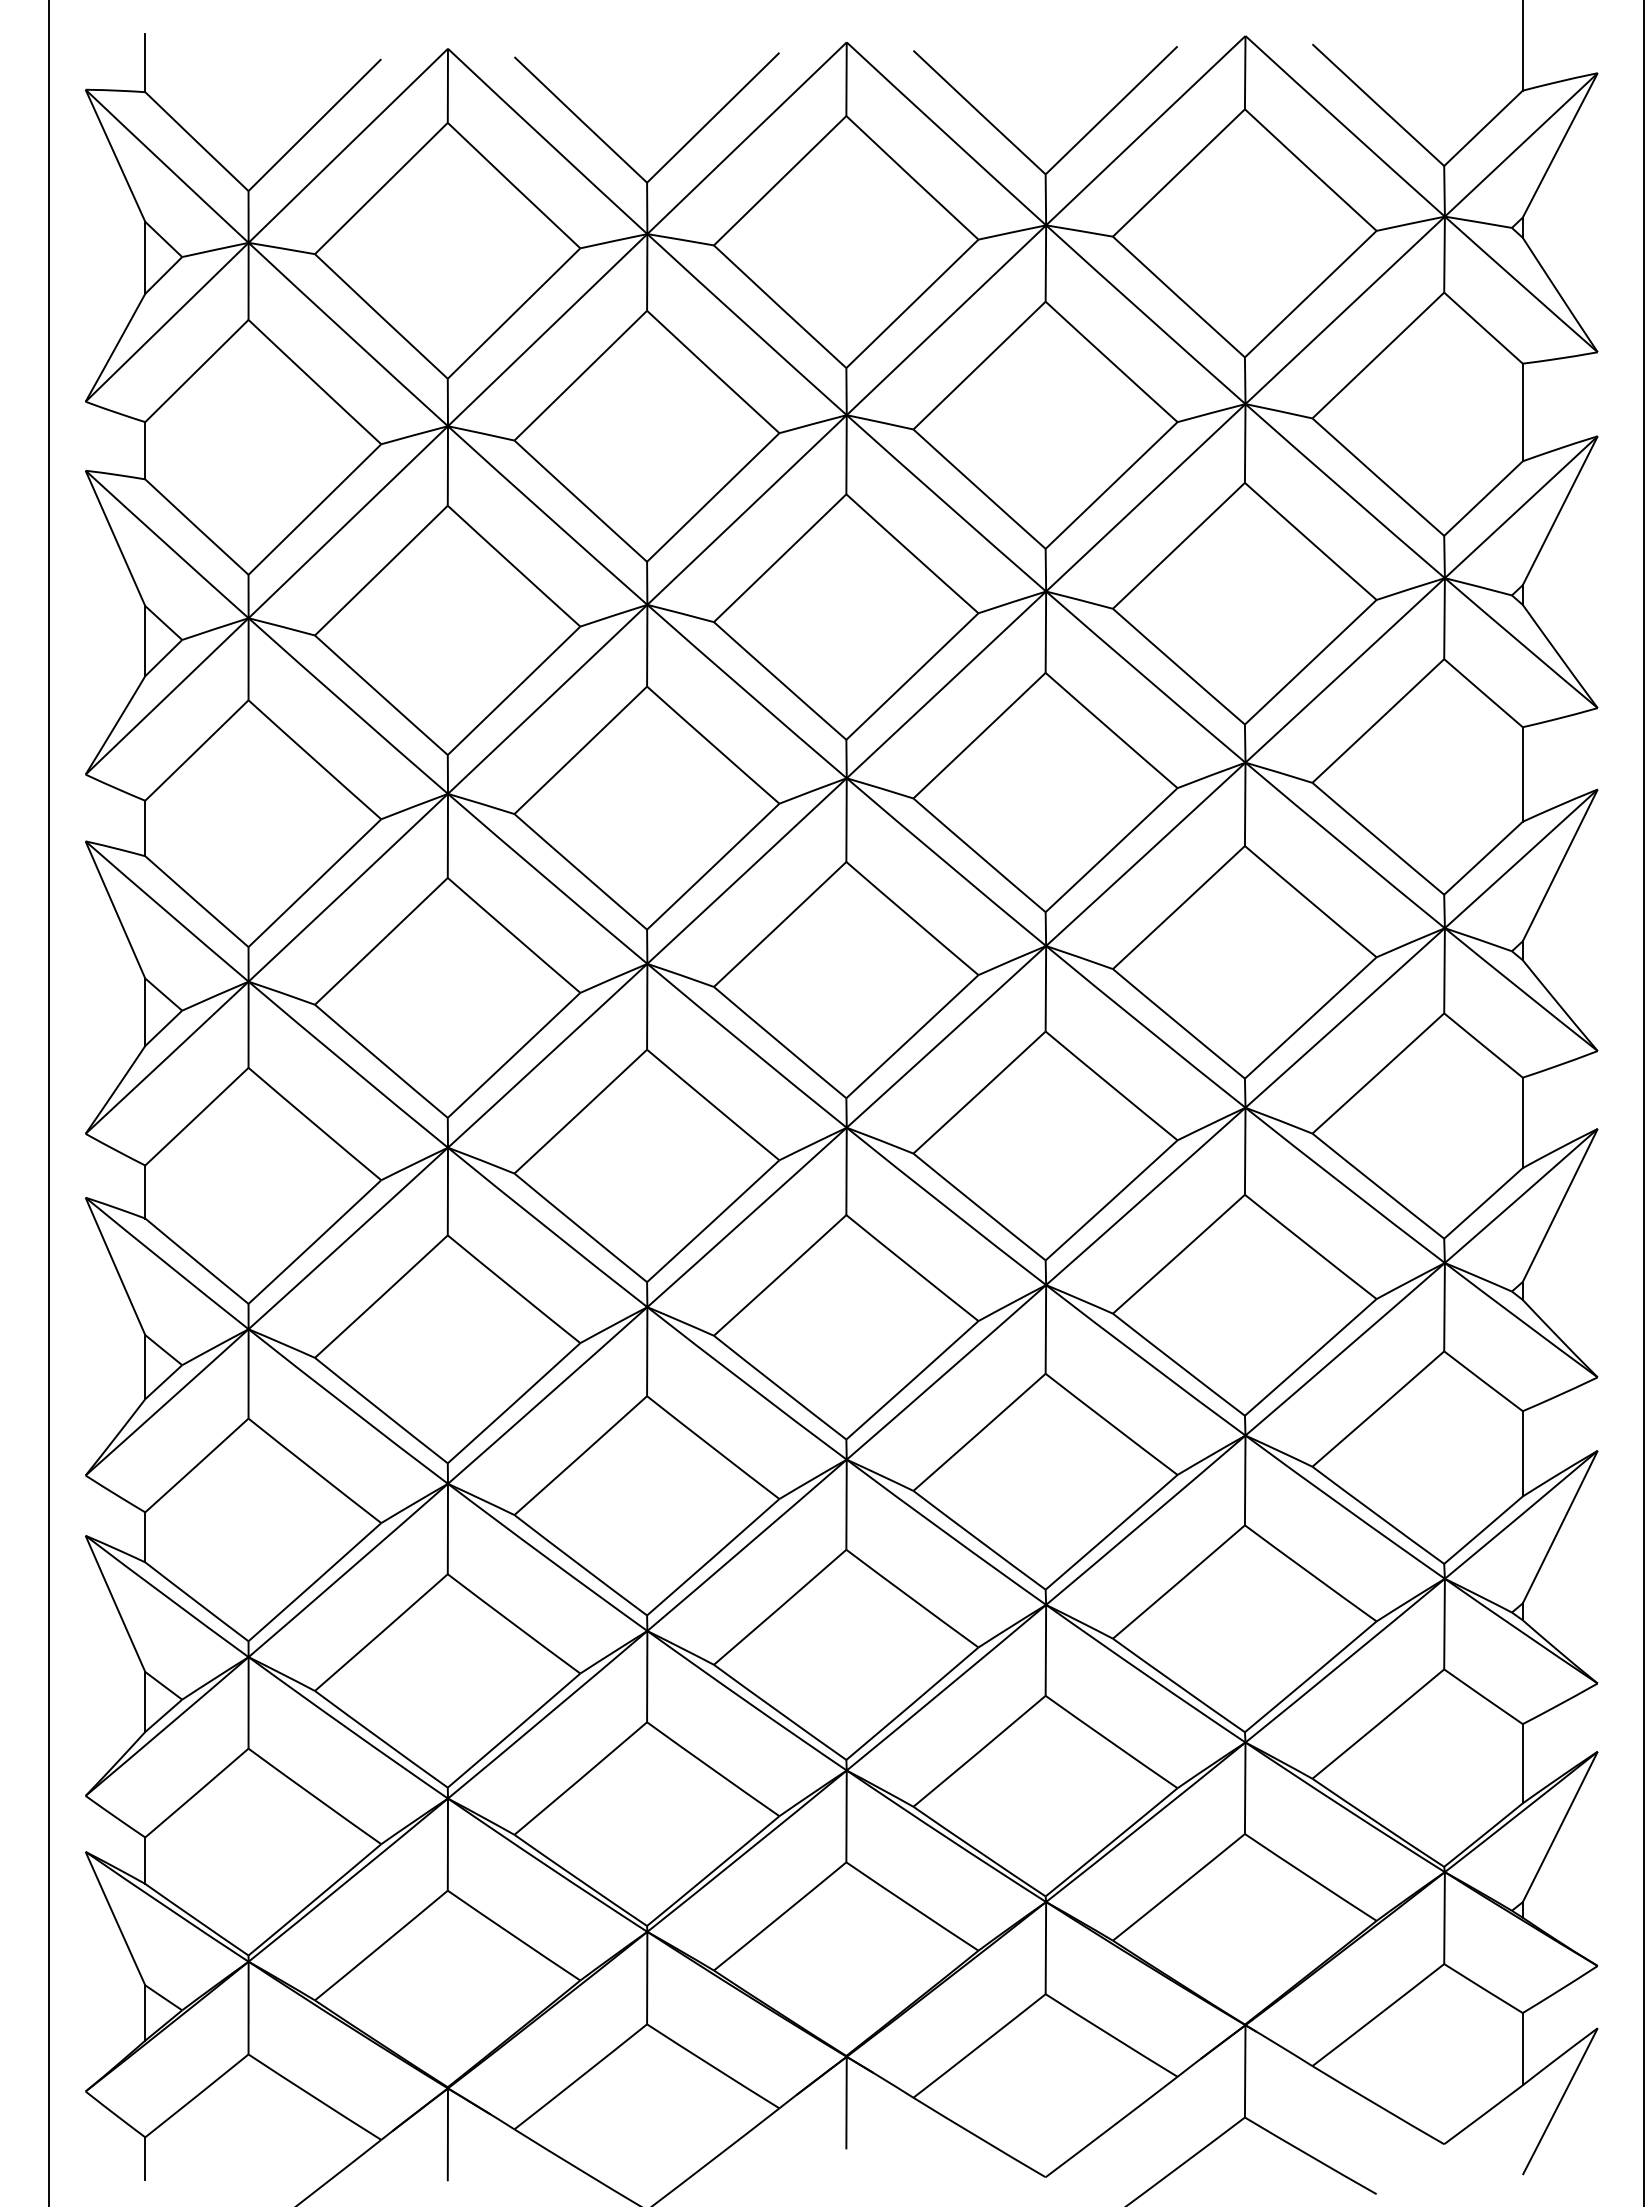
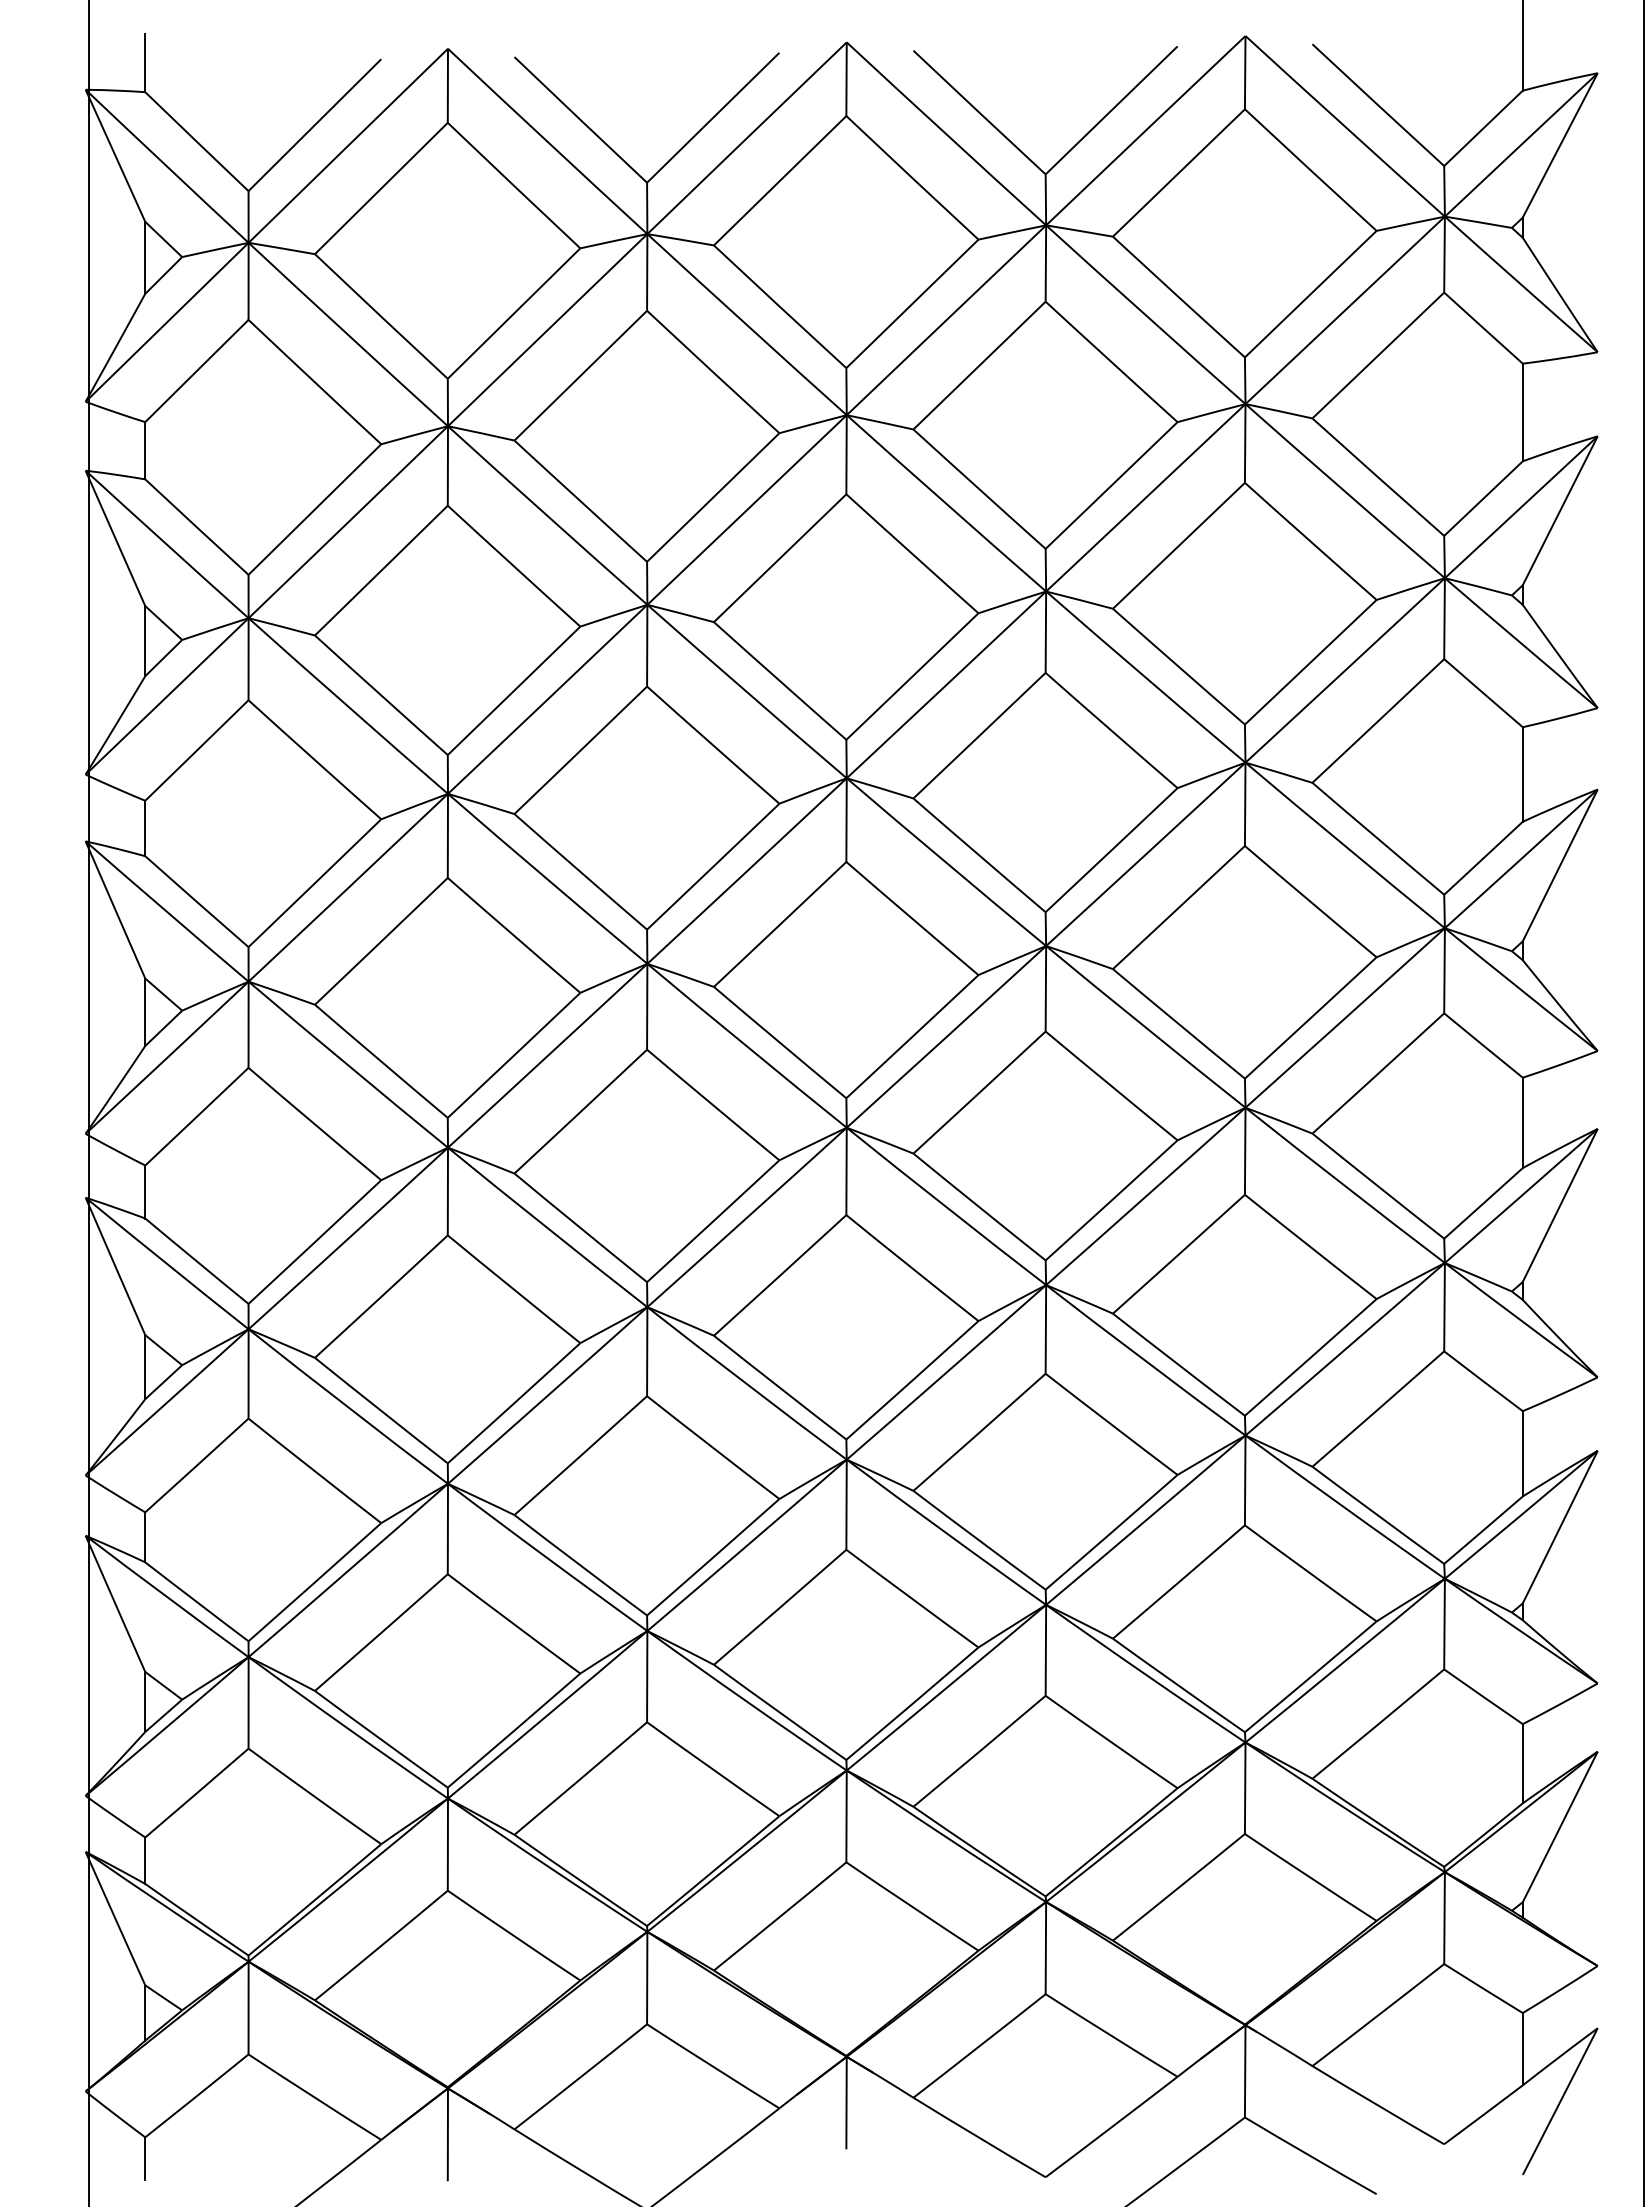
line position: (49, 1102) -> (89, 1102) (89, 1102)
